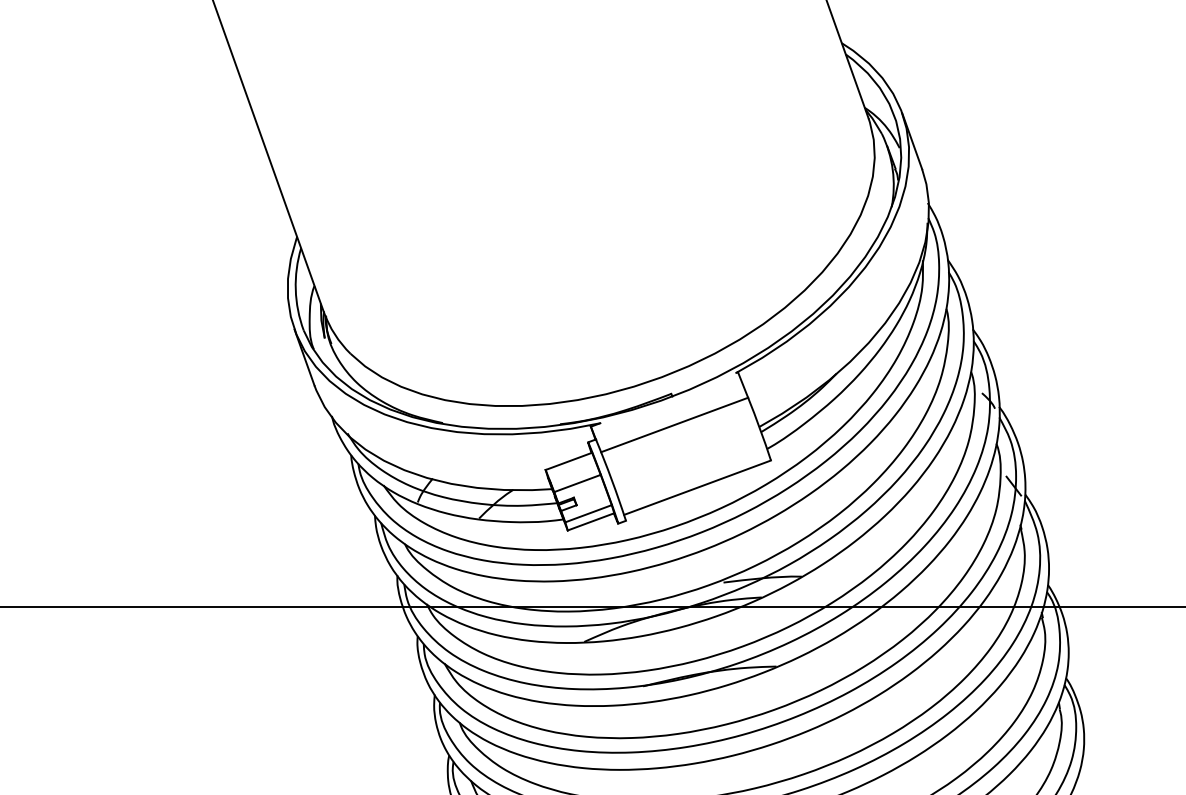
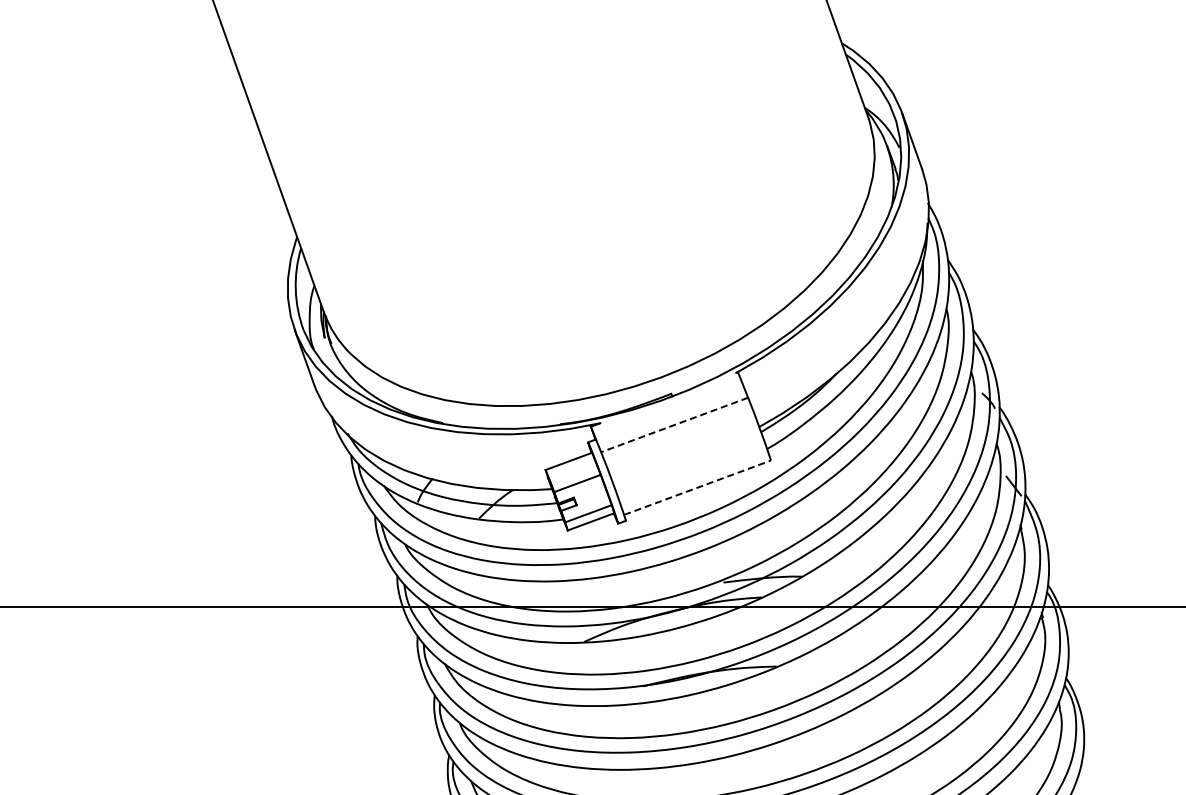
line: solid -> dashed (674, 425)
line: solid -> dashed (698, 487)
